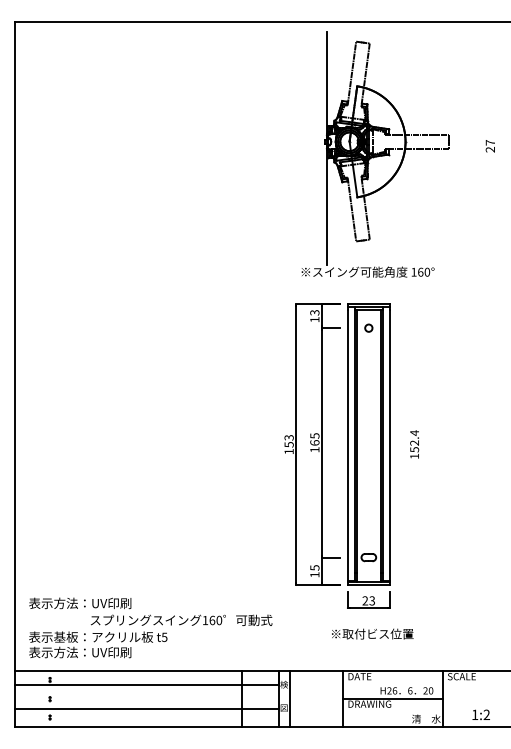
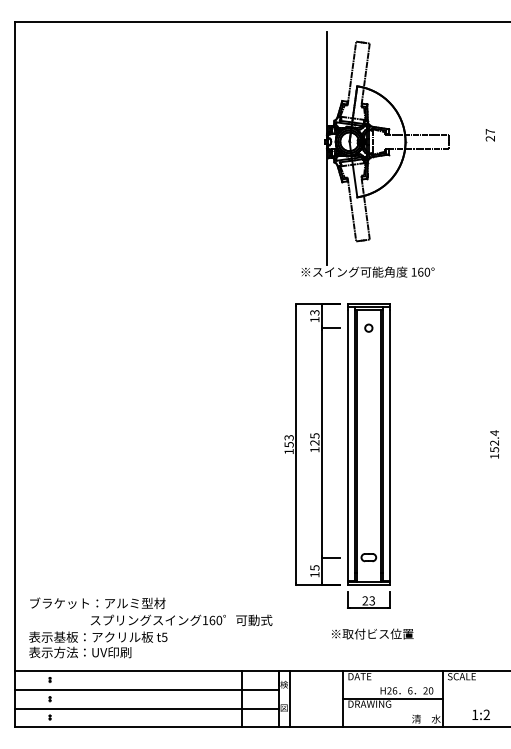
text position: (489, 146) -> (489, 135) (489, 135)
text: 165 -> 125 (314, 442)
text position: (414, 444) -> (494, 444) (494, 444)
text: 表示方法：UV印刷 -> ブラケット：アルミ型材 (97, 603)
line position: (146, 684) -> (146, 689) (146, 689)
